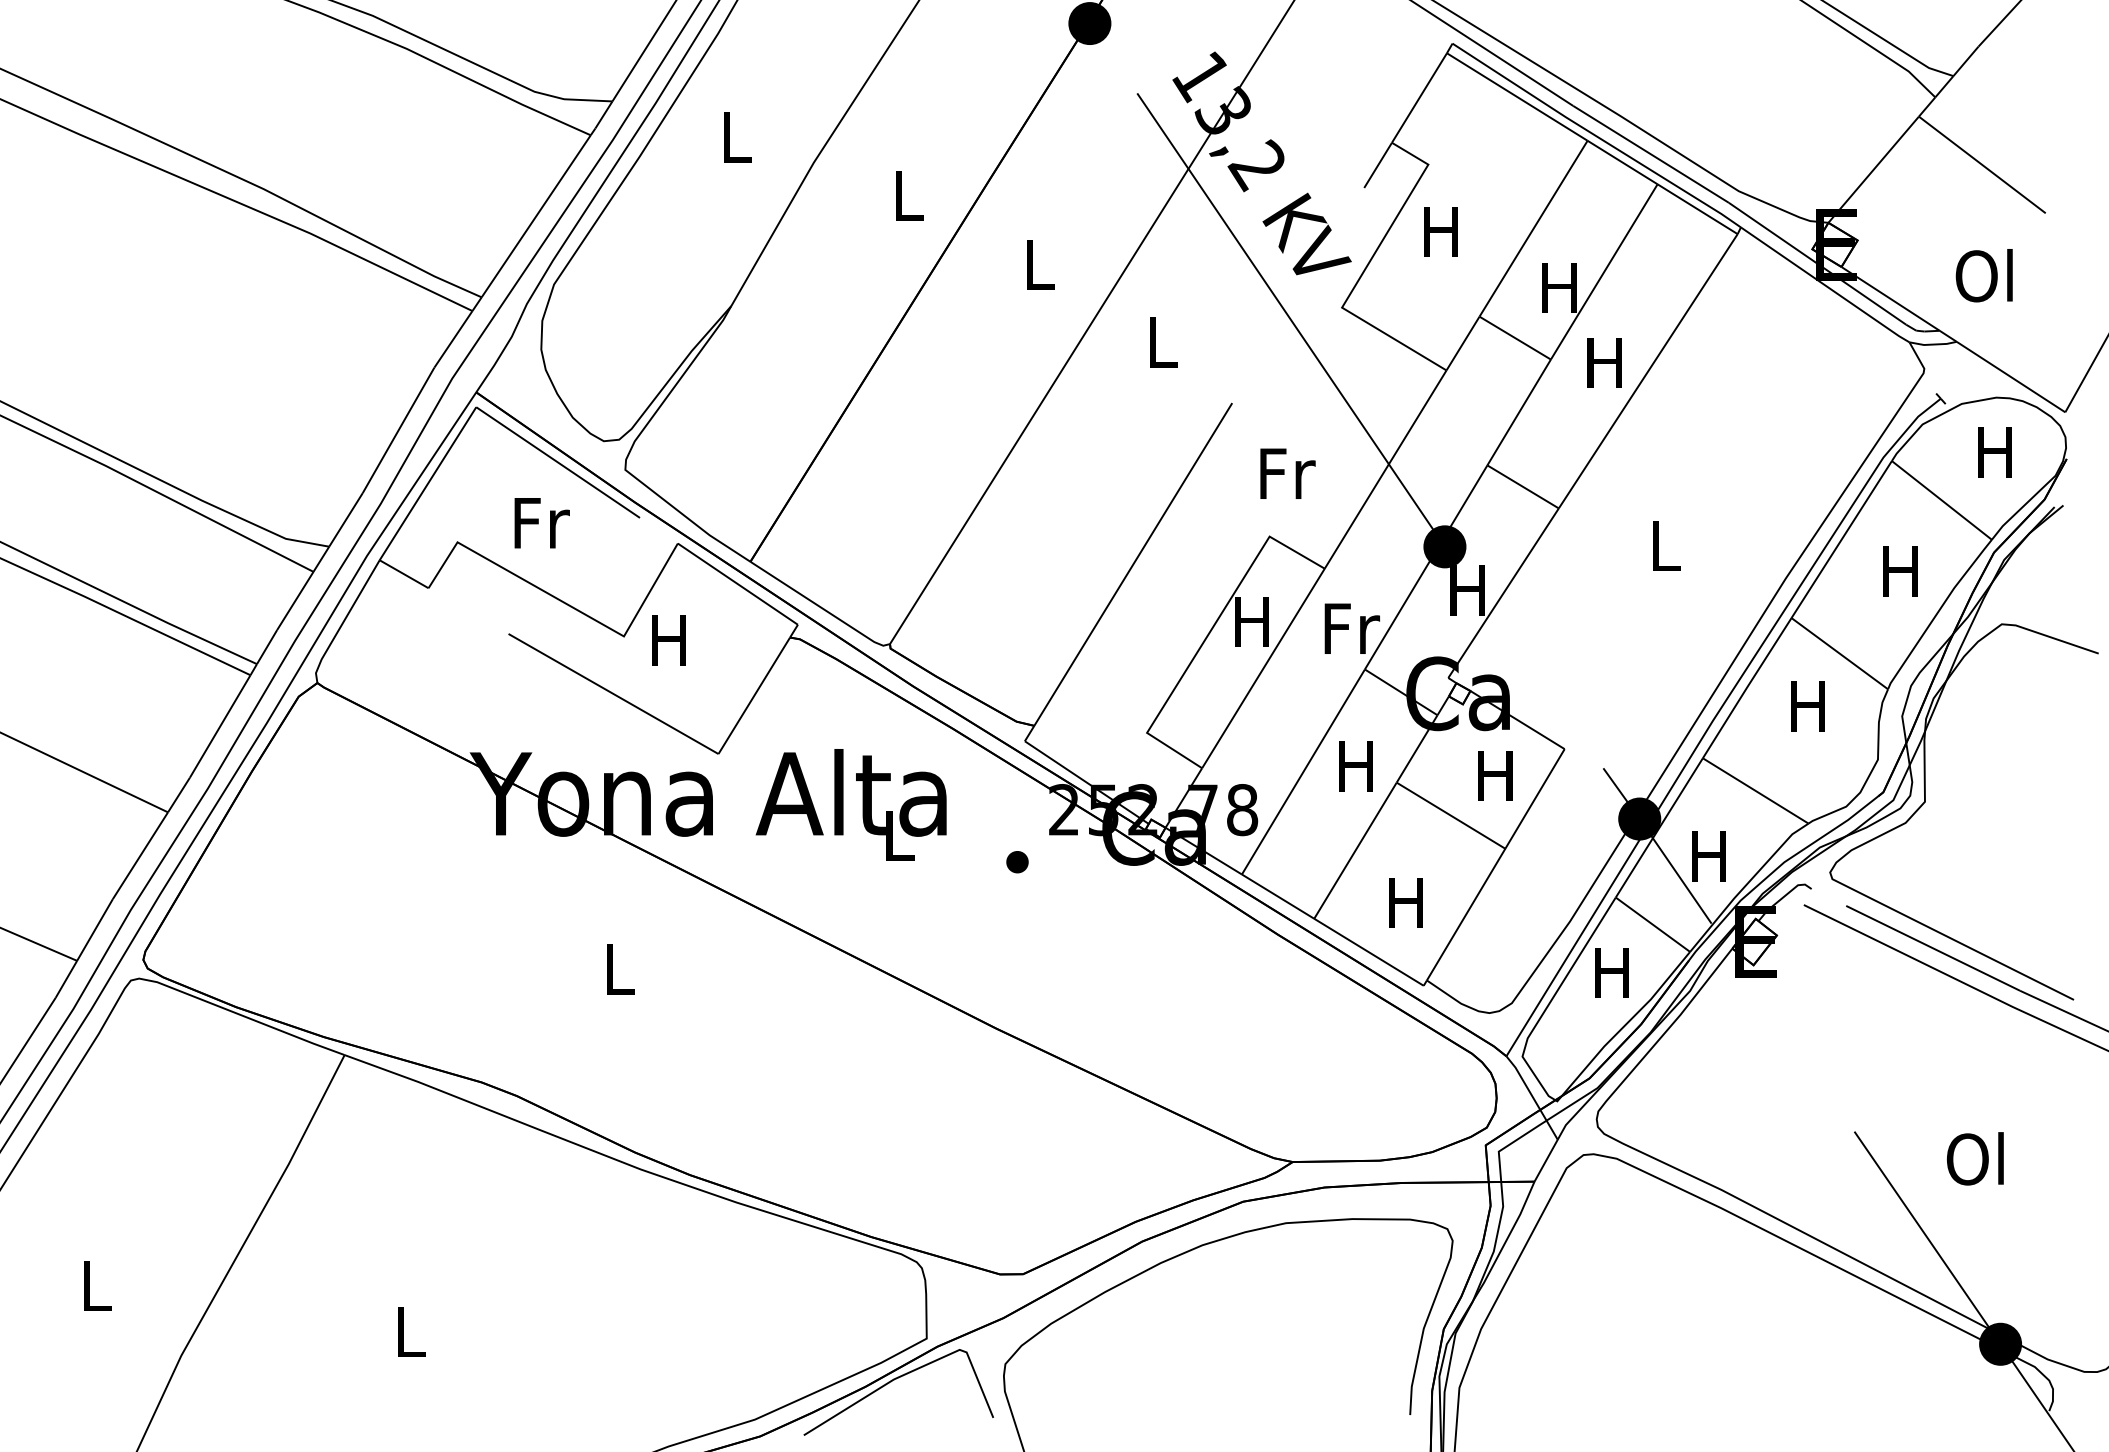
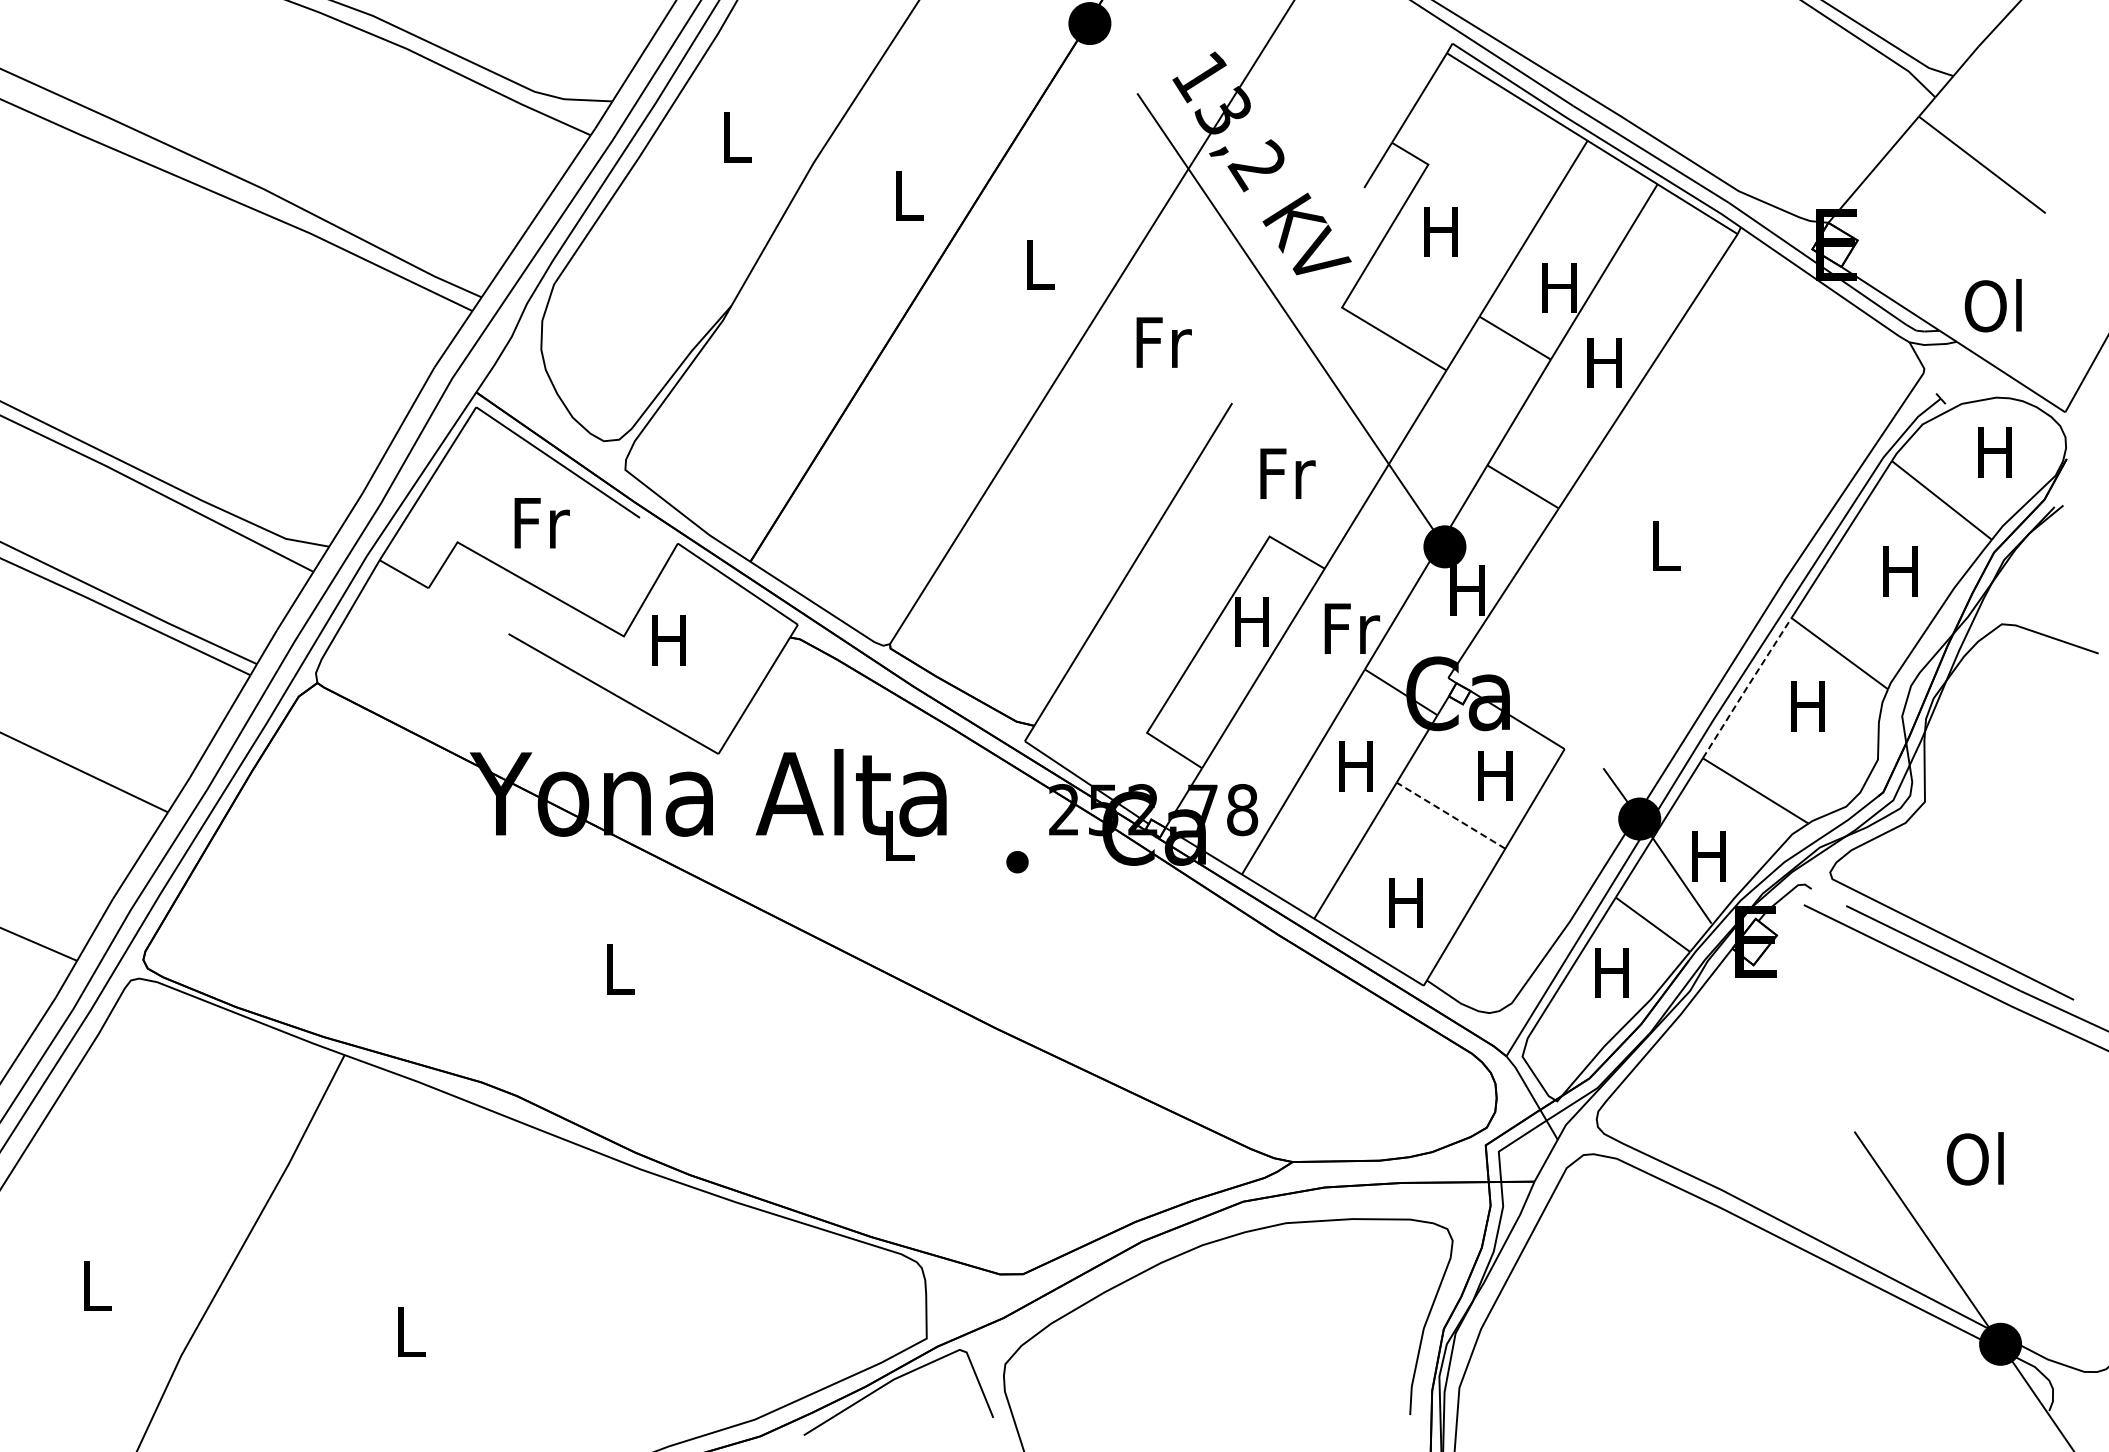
text position: (1983, 275) -> (1992, 305) (1992, 305)
text: L -> Fr (1163, 342)
line: solid -> dashed (1747, 687)
line: solid -> dashed (1451, 815)
